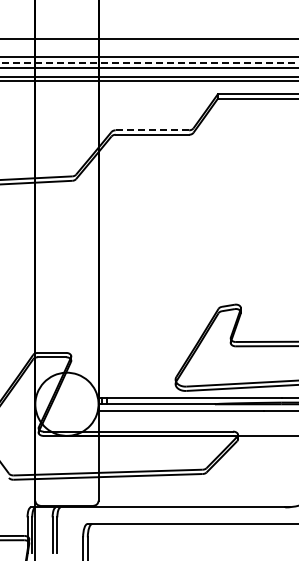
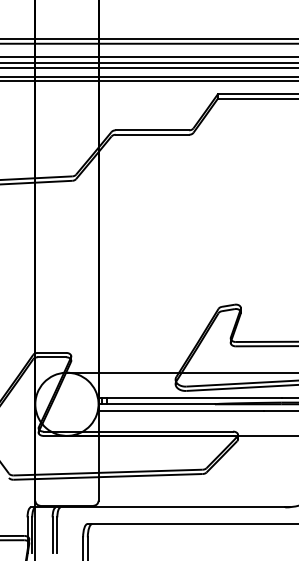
line: none -> present (148, 43)
line: dashed -> solid (149, 63)
line: dashed -> solid (152, 130)
line: none -> present (180, 372)
